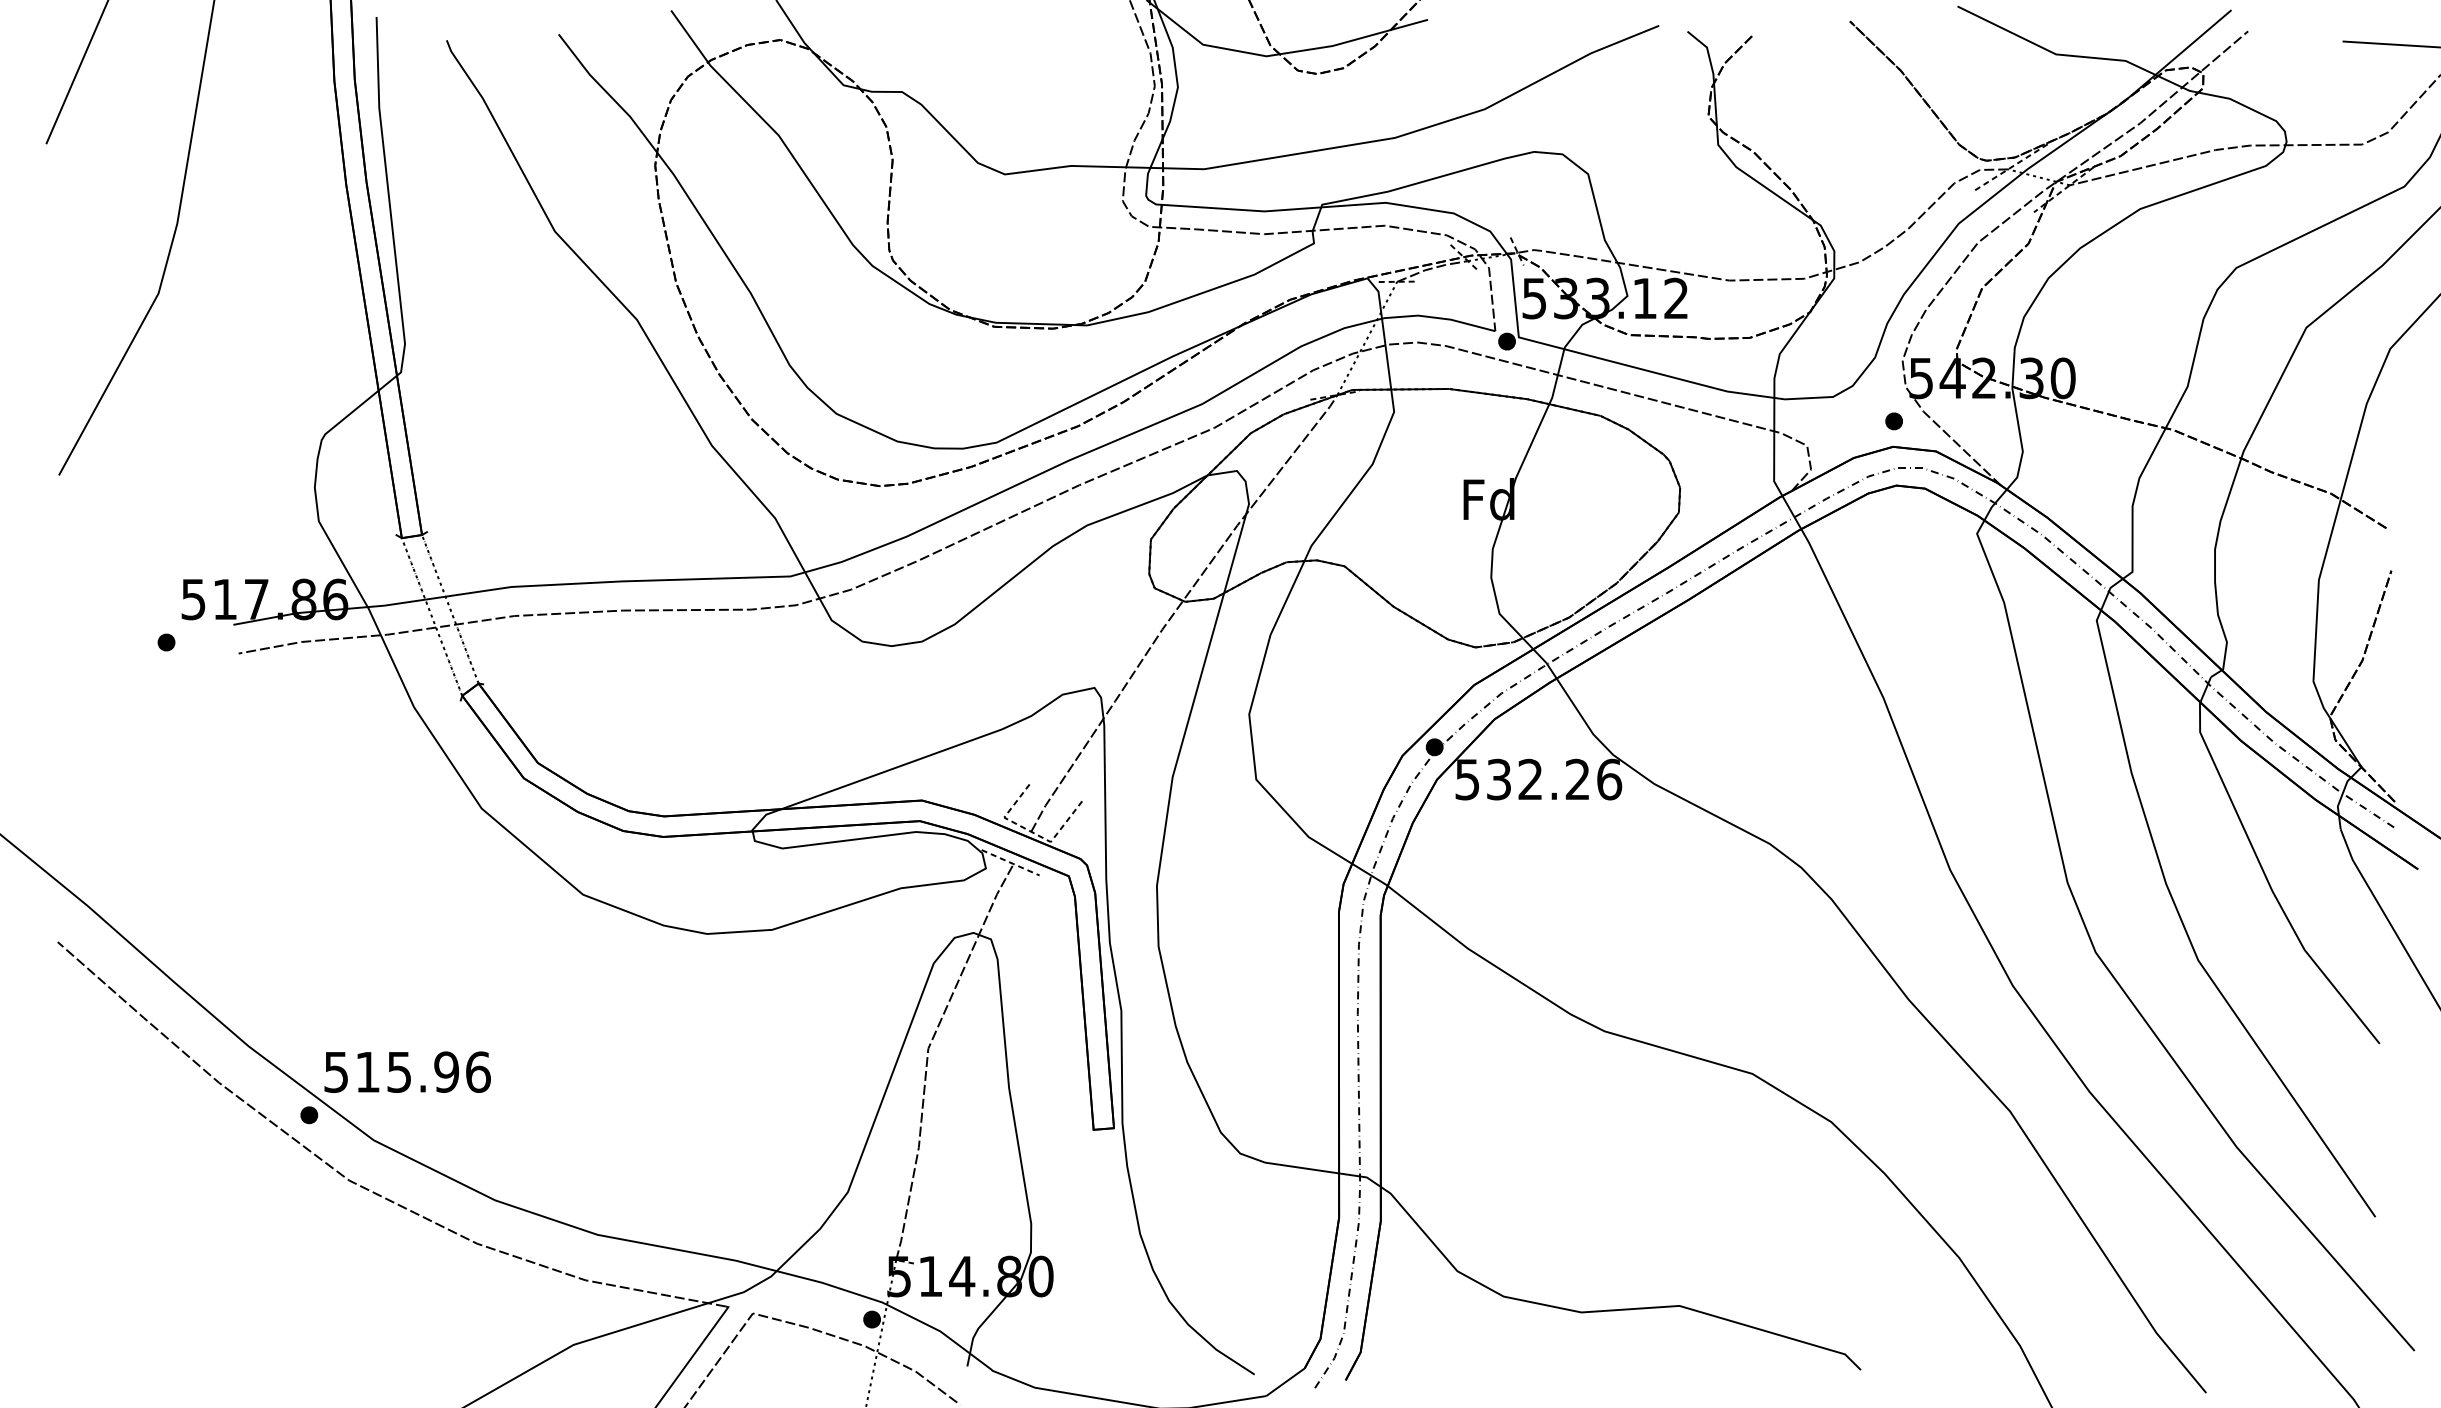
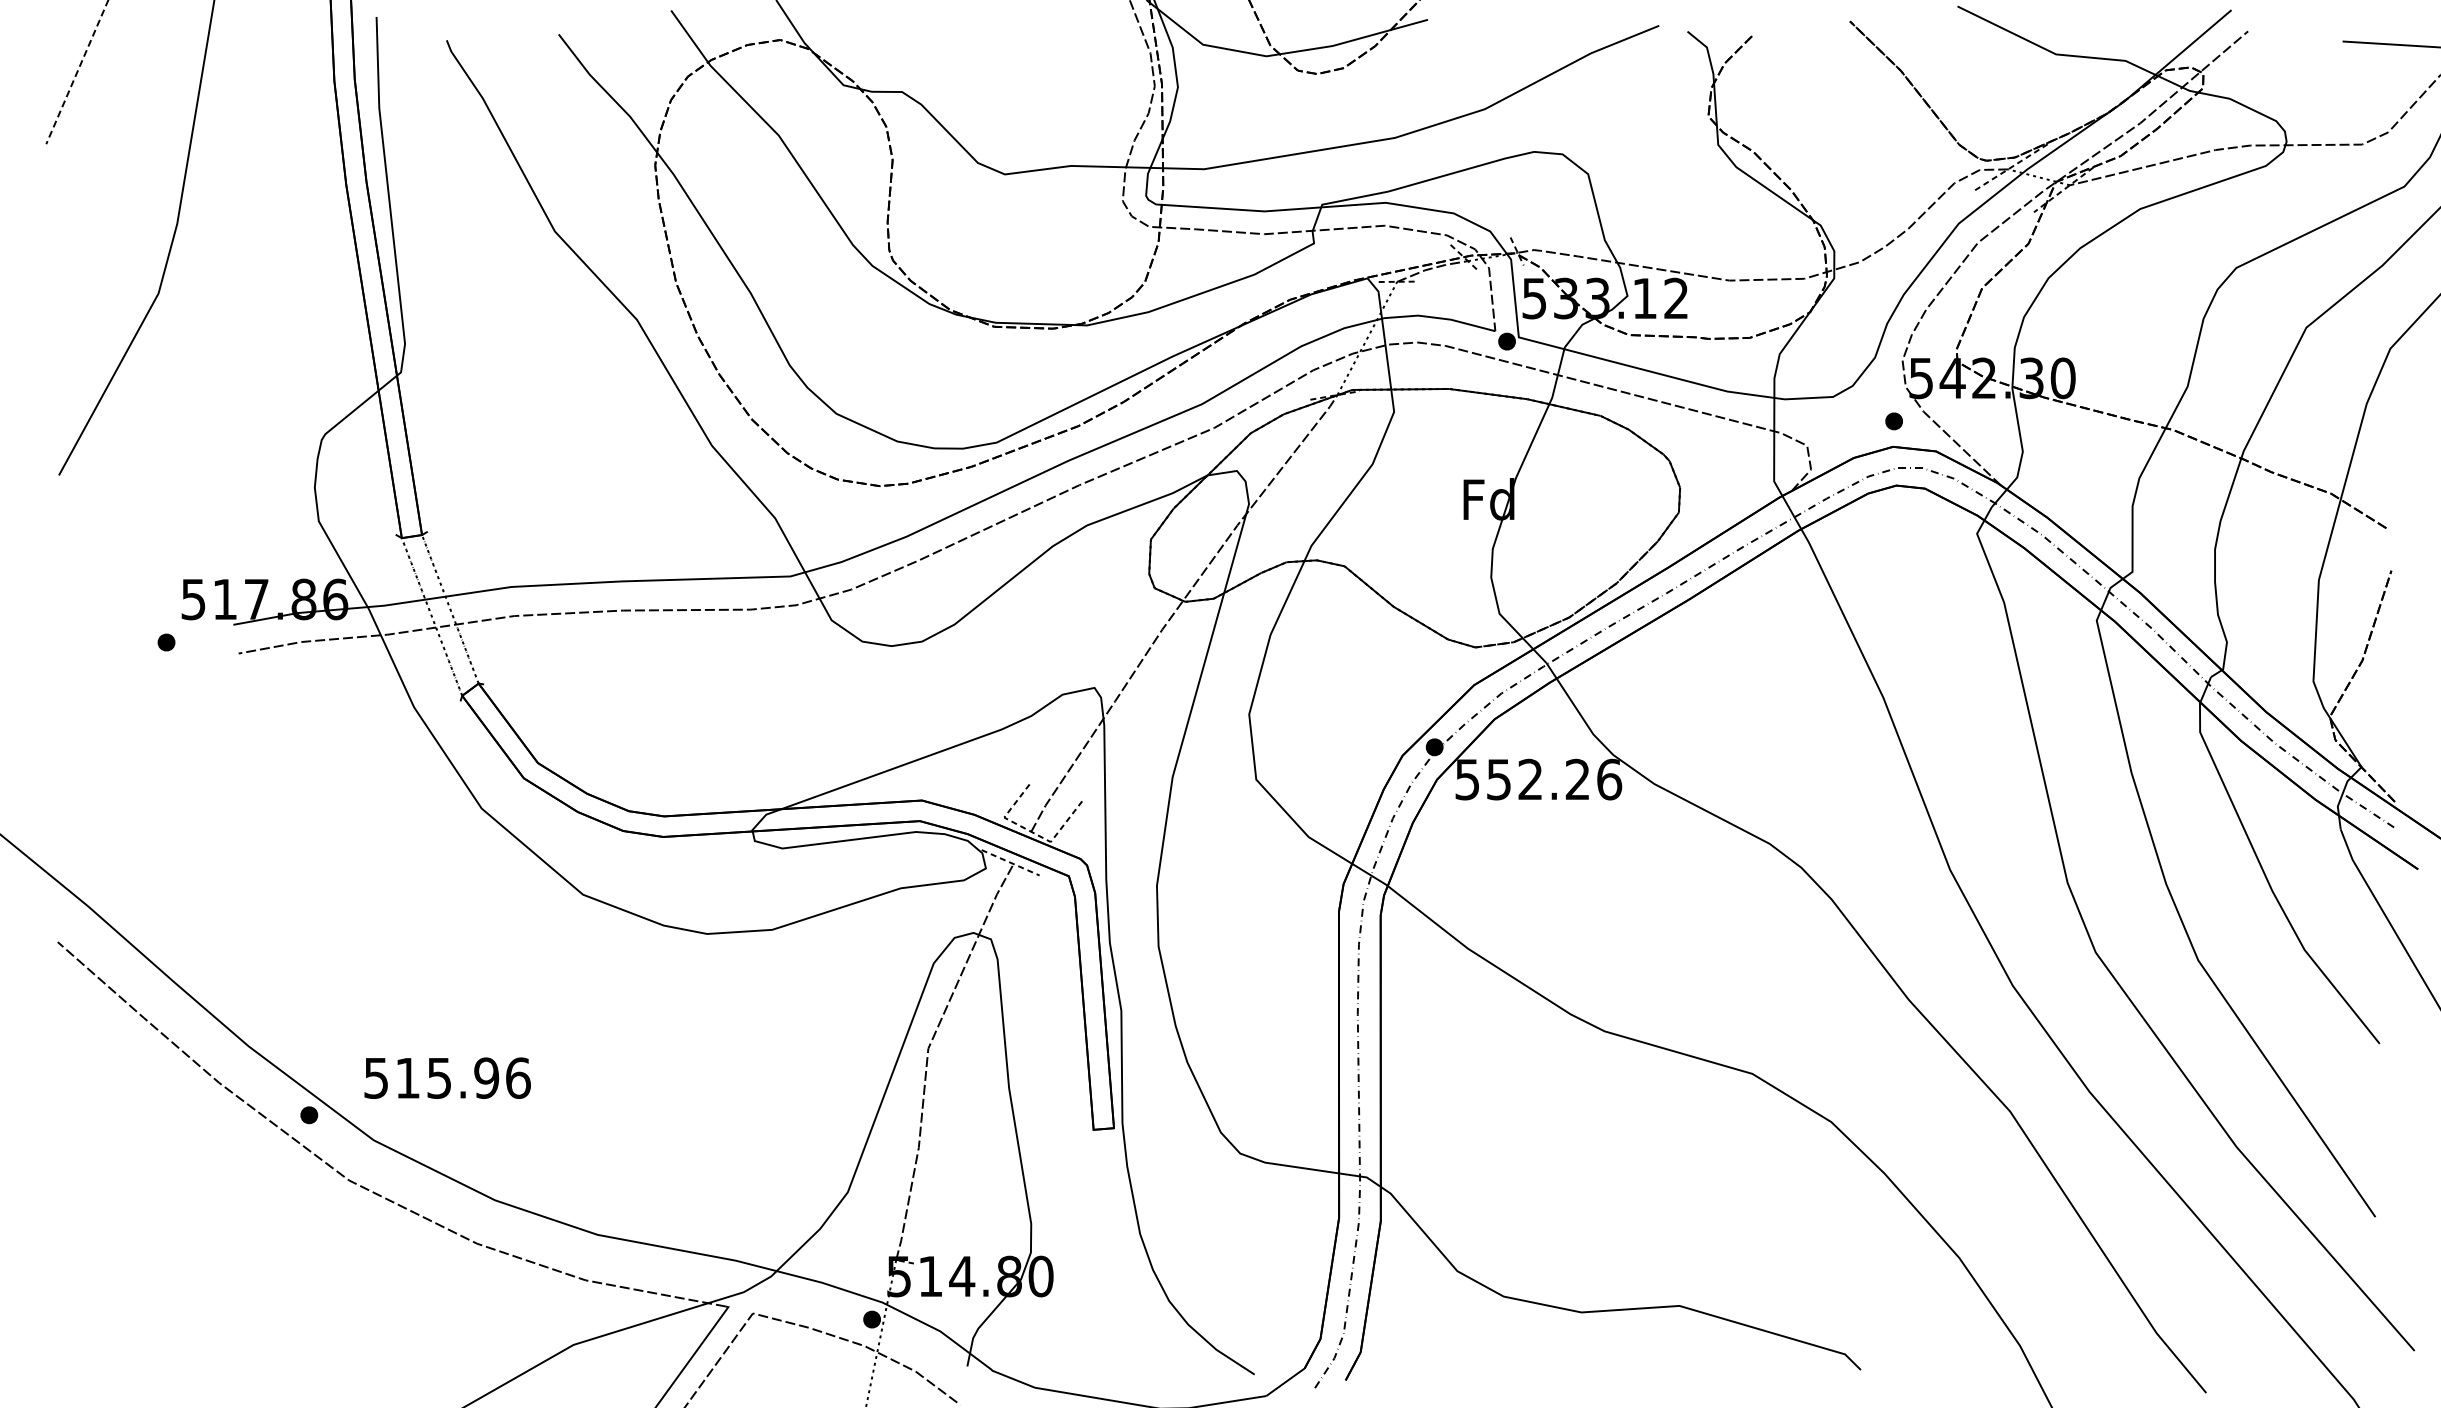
line: solid -> dashed (77, 72)
text: 532.26 -> 552.26 (1498, 778)
text position: (407, 1071) -> (447, 1077) (447, 1077)
